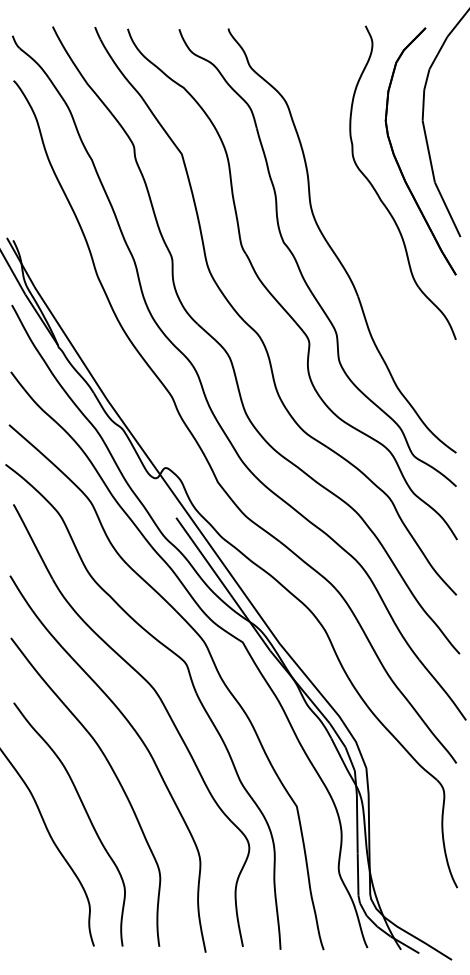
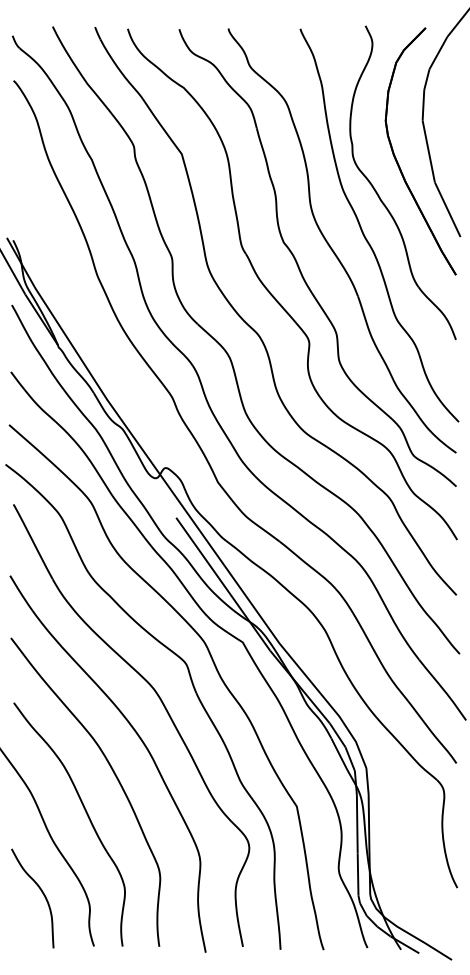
part: none -> present (364, 233)
curve: none -> present (41, 892)
